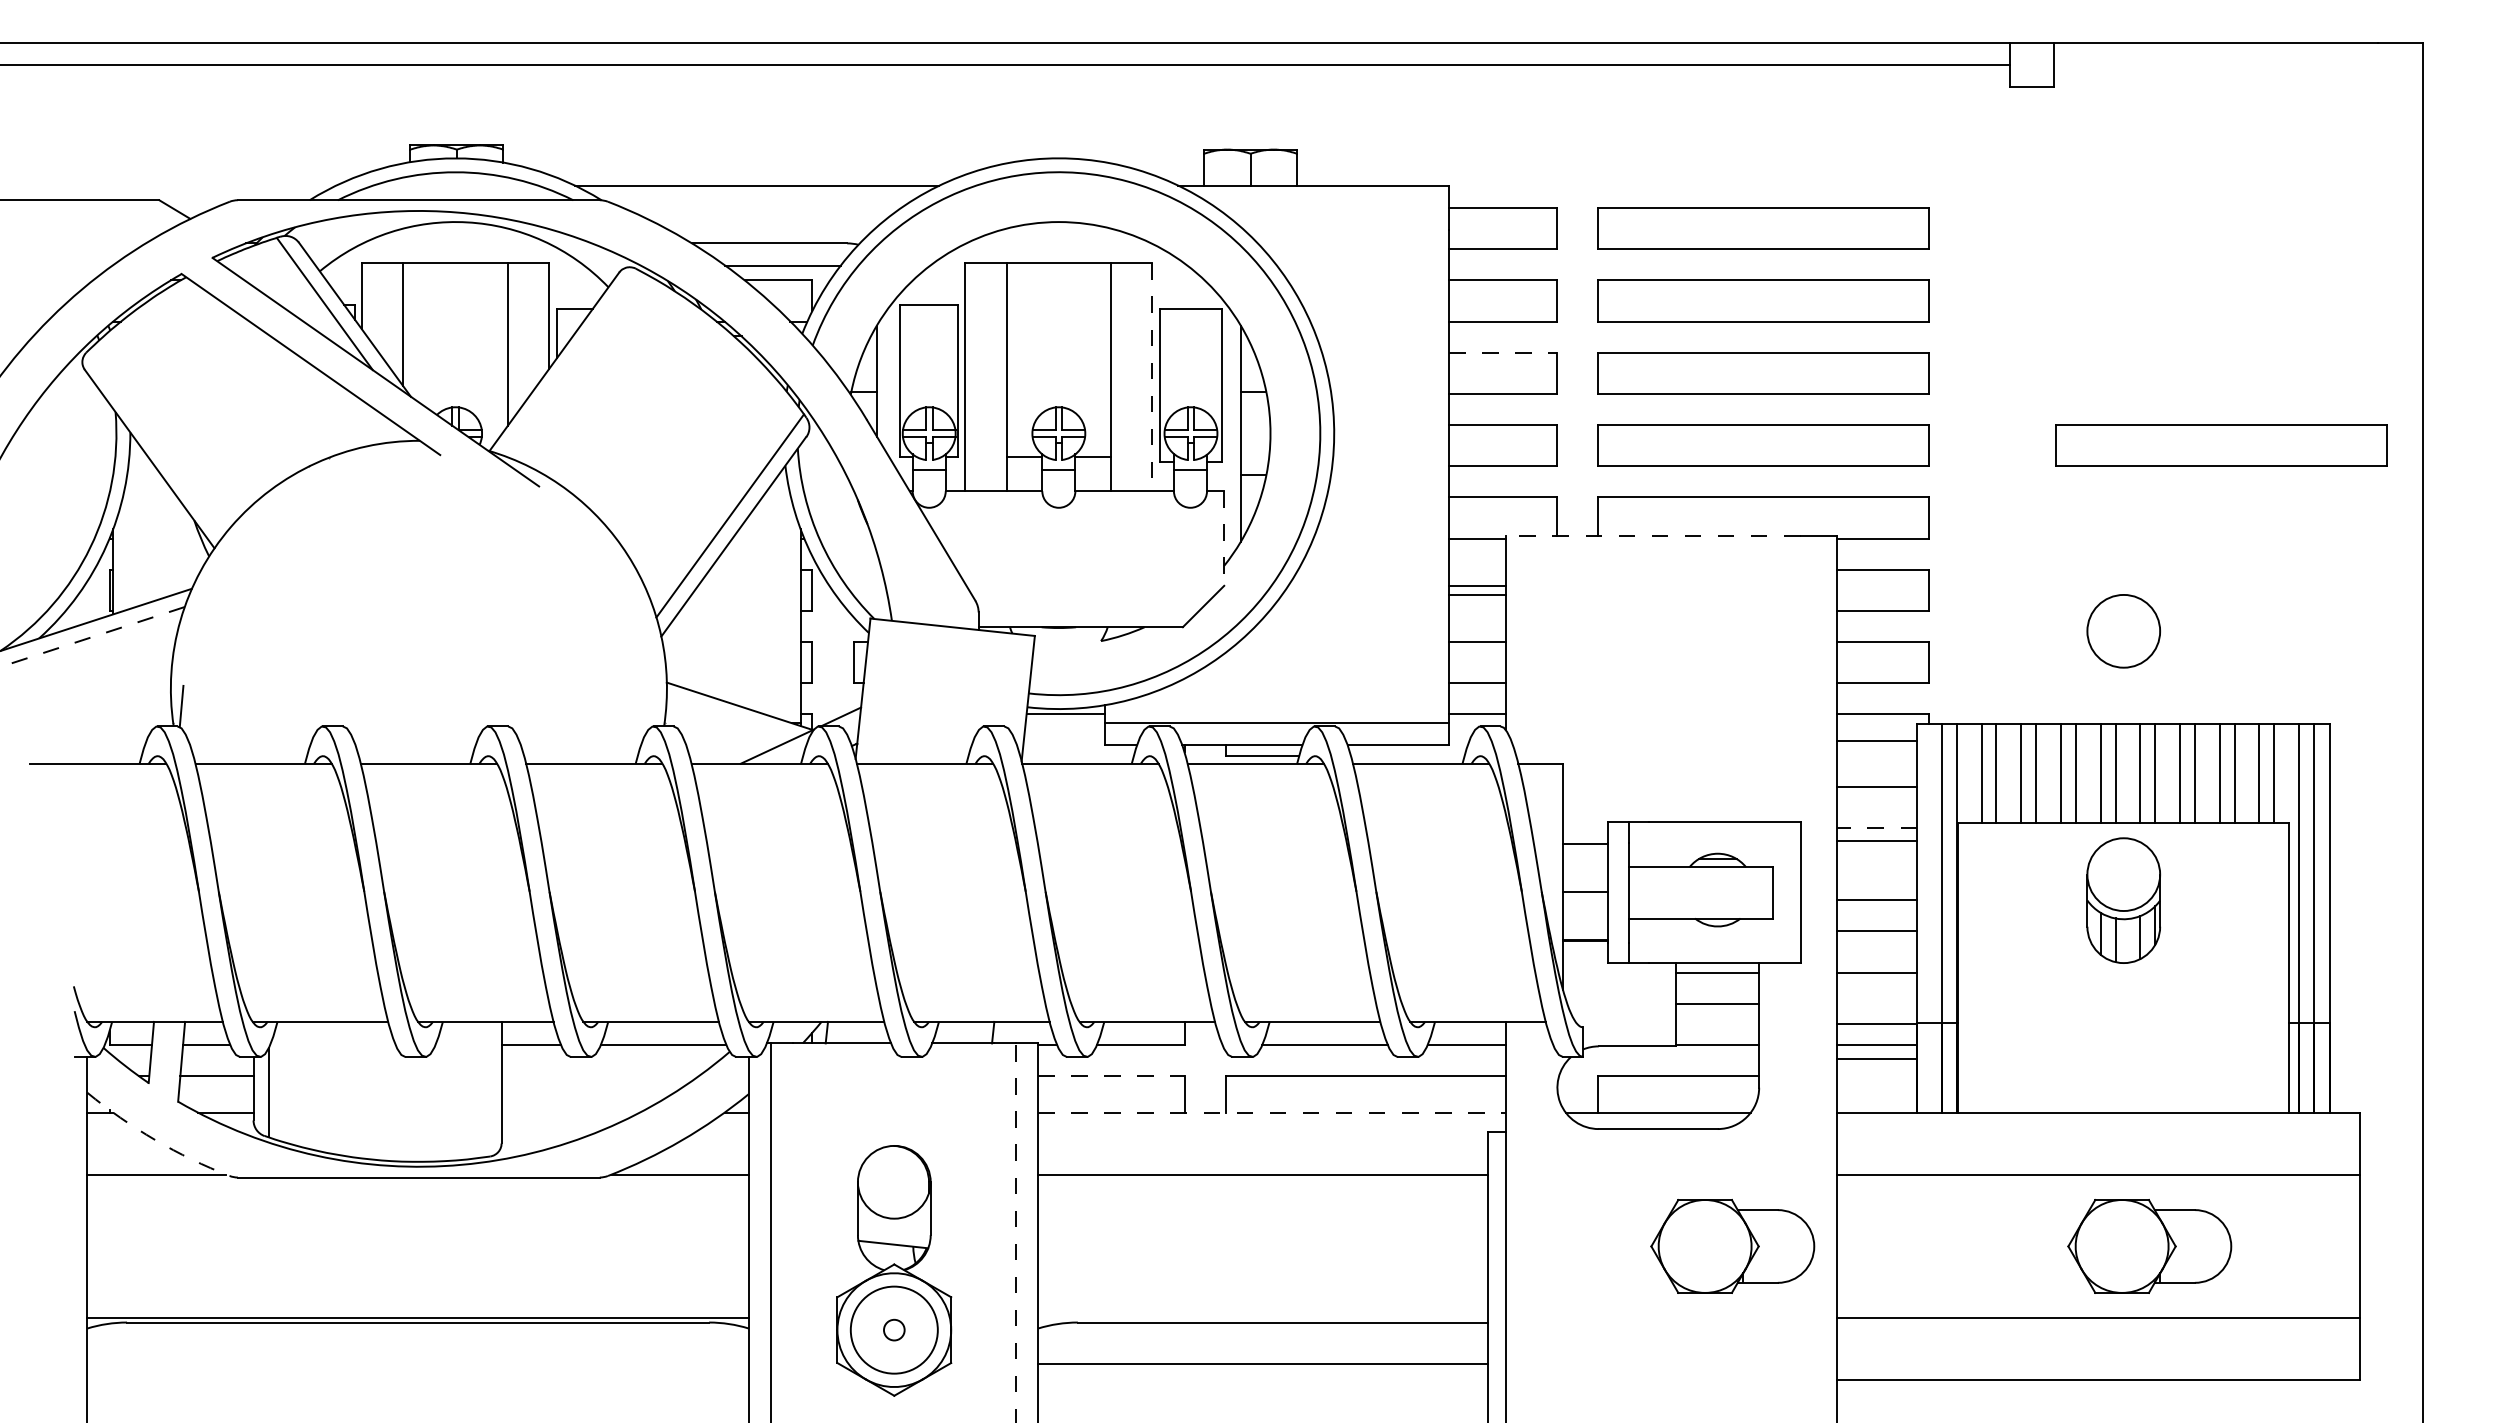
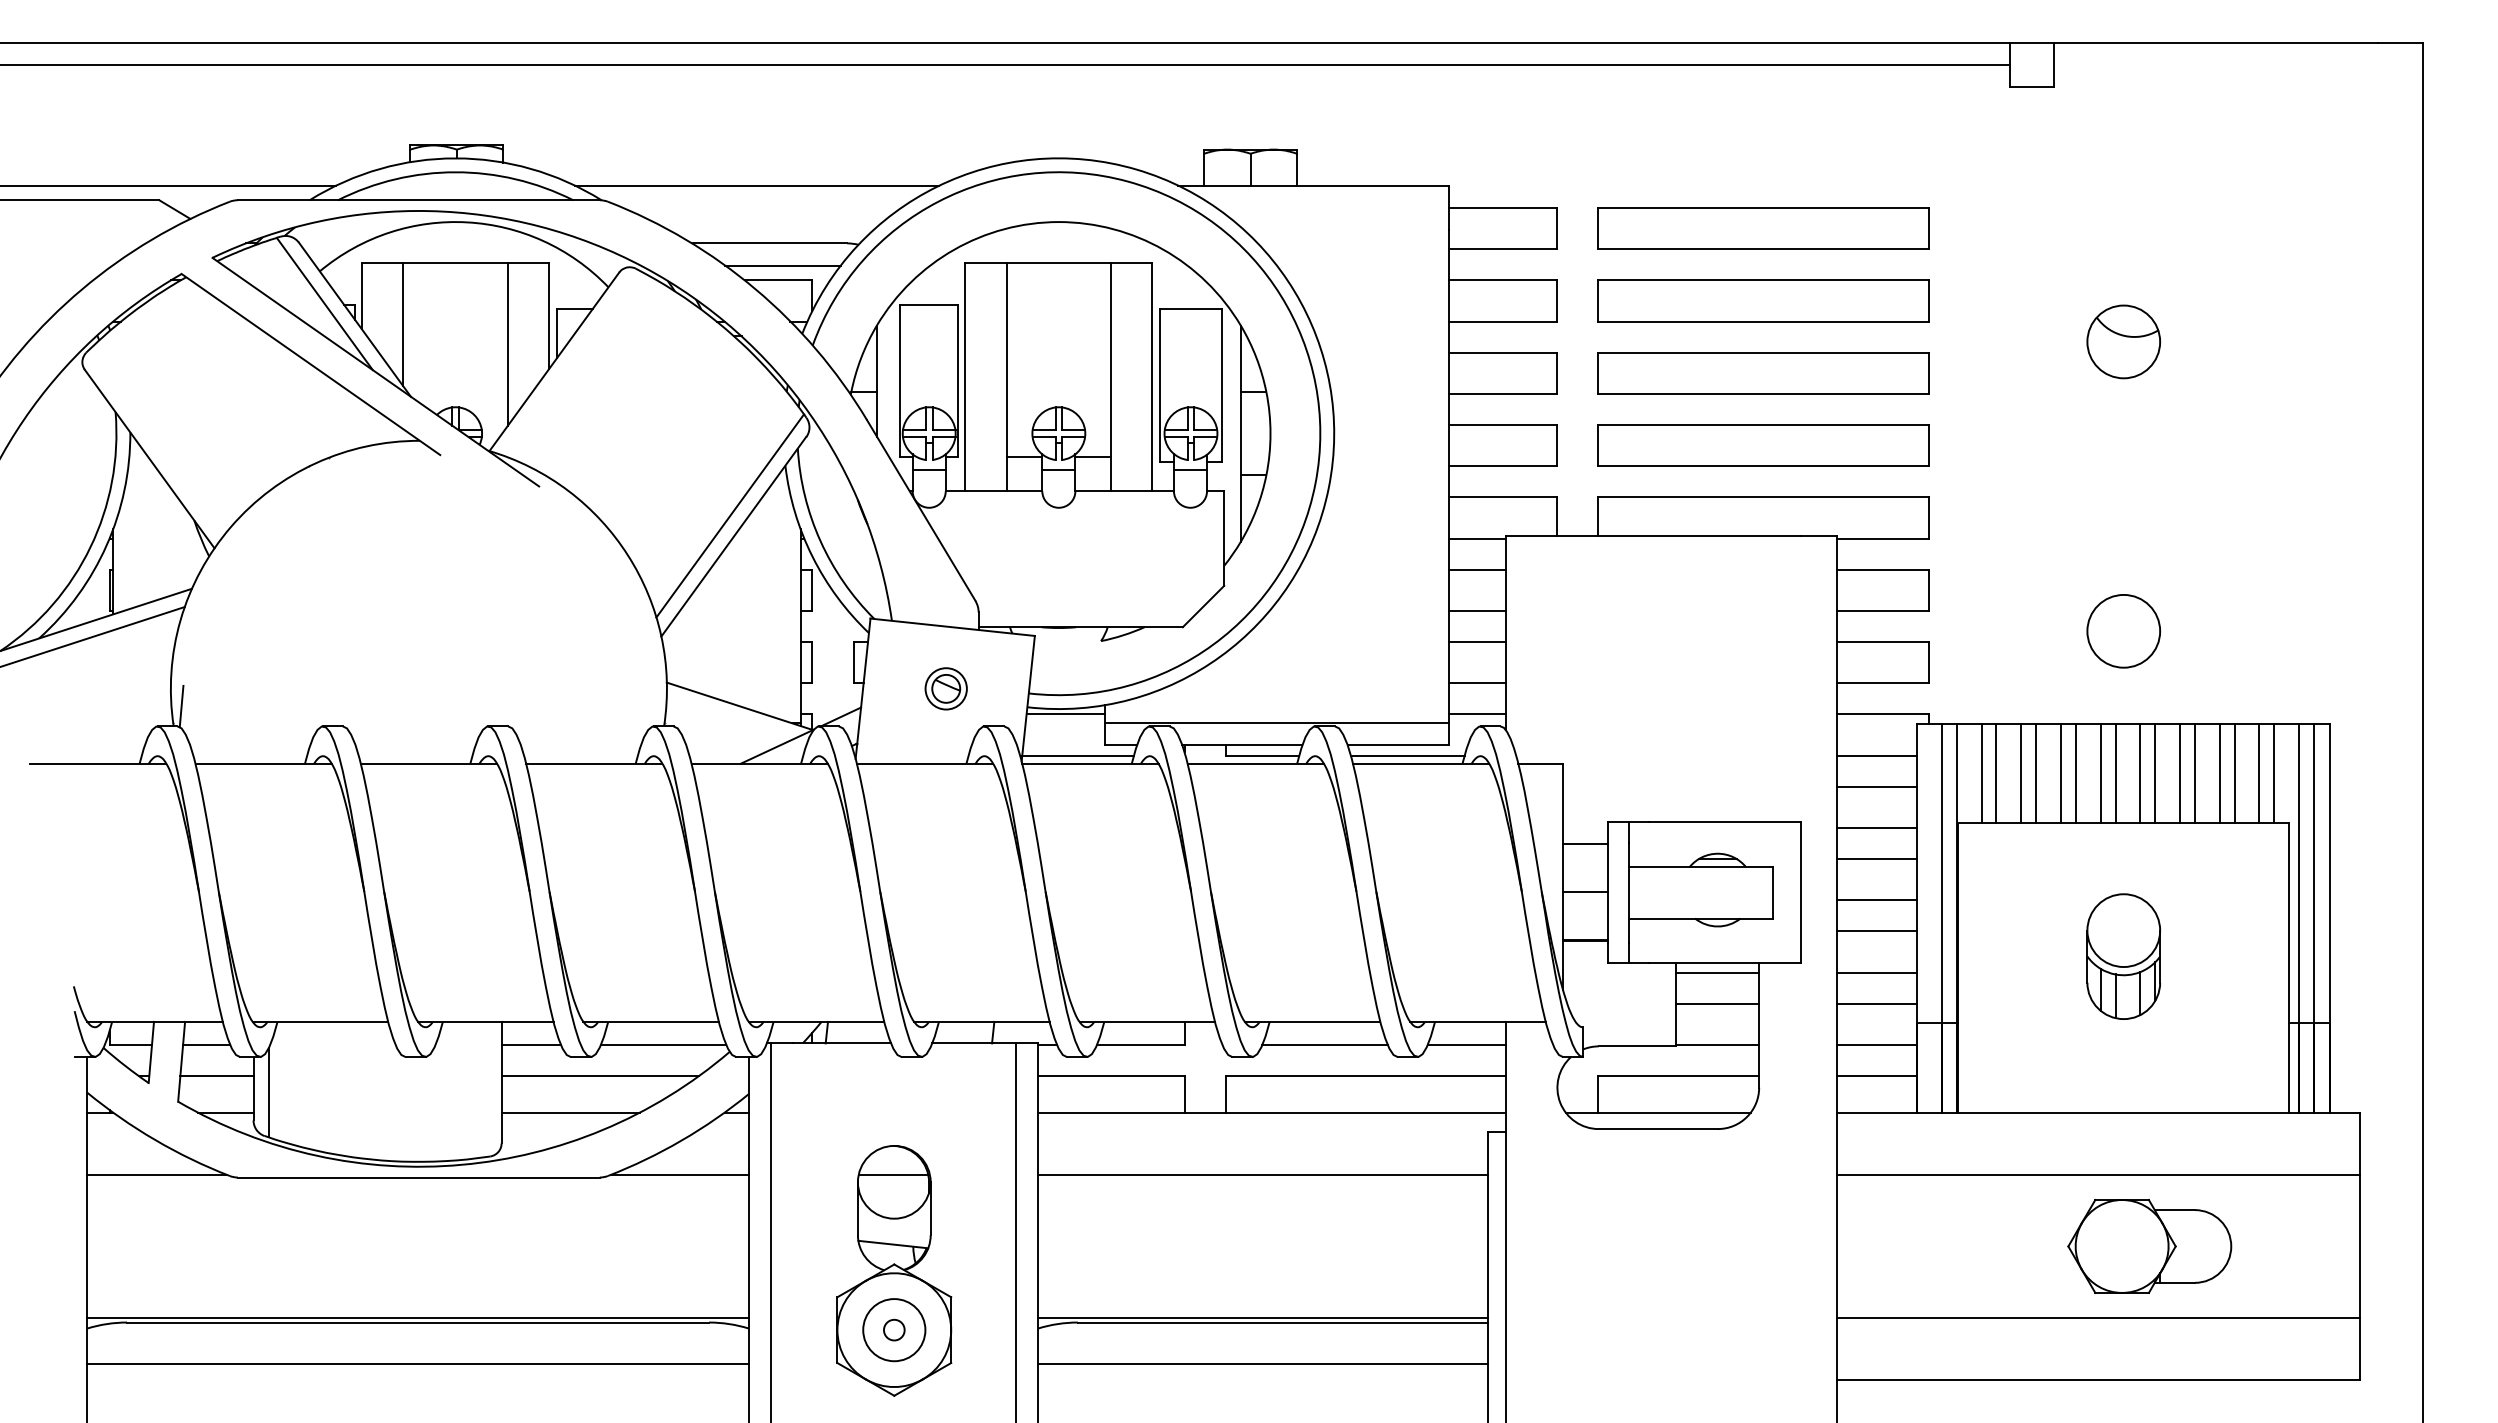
line: none -> present (169, 185)
part: none -> present (2123, 341)
line: dashed -> solid (1502, 352)
line: dashed -> solid (1152, 377)
part: present -> none (2221, 445)
line: dashed -> solid (1652, 536)
line: dashed -> solid (1224, 539)
line position: (1477, 585) -> (1477, 569) (1477, 569)
line position: (1477, 594) -> (1477, 610) (1477, 610)
line: dashed -> solid (92, 636)
part: none -> present (945, 688)
line position: (1876, 740) -> (1876, 755) (1876, 755)
line: none -> present (1077, 755)
line: none -> present (1407, 755)
line: dashed -> solid (1876, 828)
line position: (1876, 841) -> (1876, 859) (1876, 859)
part position: (2123, 900) -> (2123, 956) (2123, 956)
line position: (1876, 1023) -> (1876, 1003) (1876, 1003)
line position: (1876, 1059) -> (1876, 1076) (1876, 1076)
line: none -> present (600, 1076)
line: dashed -> solid (1111, 1076)
line: none -> present (570, 1112)
line: dashed -> solid (1272, 1112)
arc: dashed -> solid (155, 1140)
line: none -> present (893, 1174)
line: dashed -> solid (1016, 1232)
part: present -> none (1732, 1246)
line: none -> present (1262, 1318)
circle diameter: 87 px -> 62 px (894, 1330)
line: none -> present (417, 1364)
